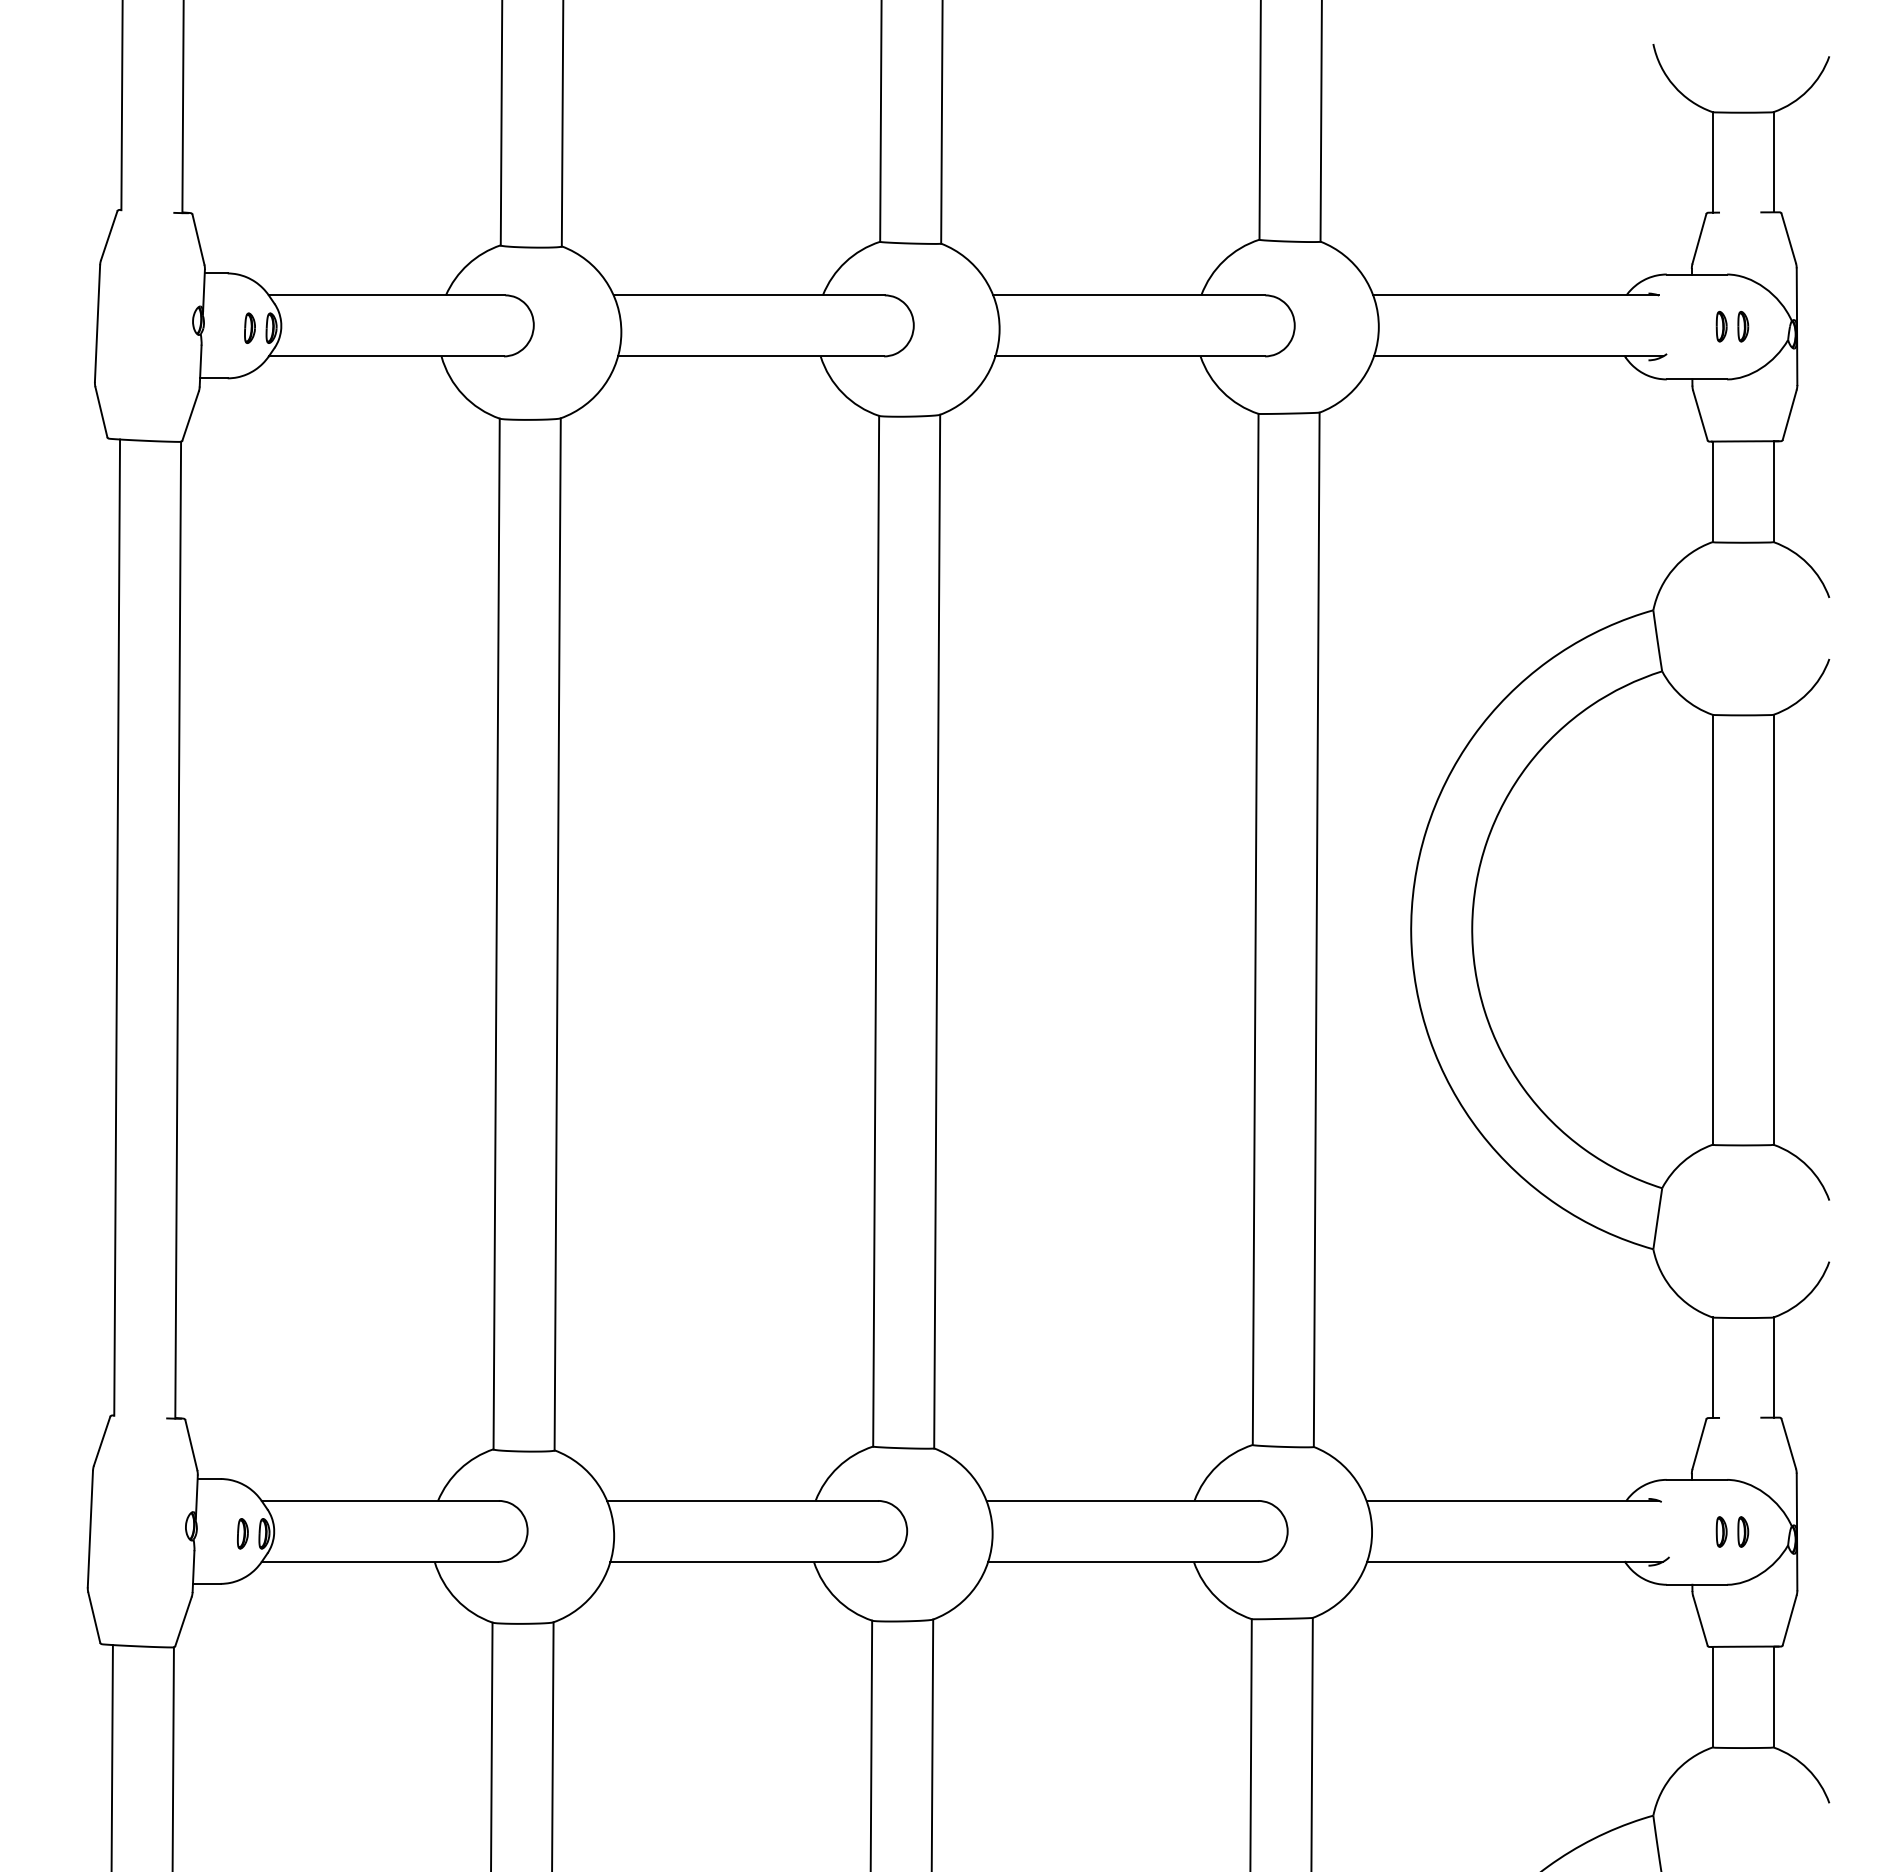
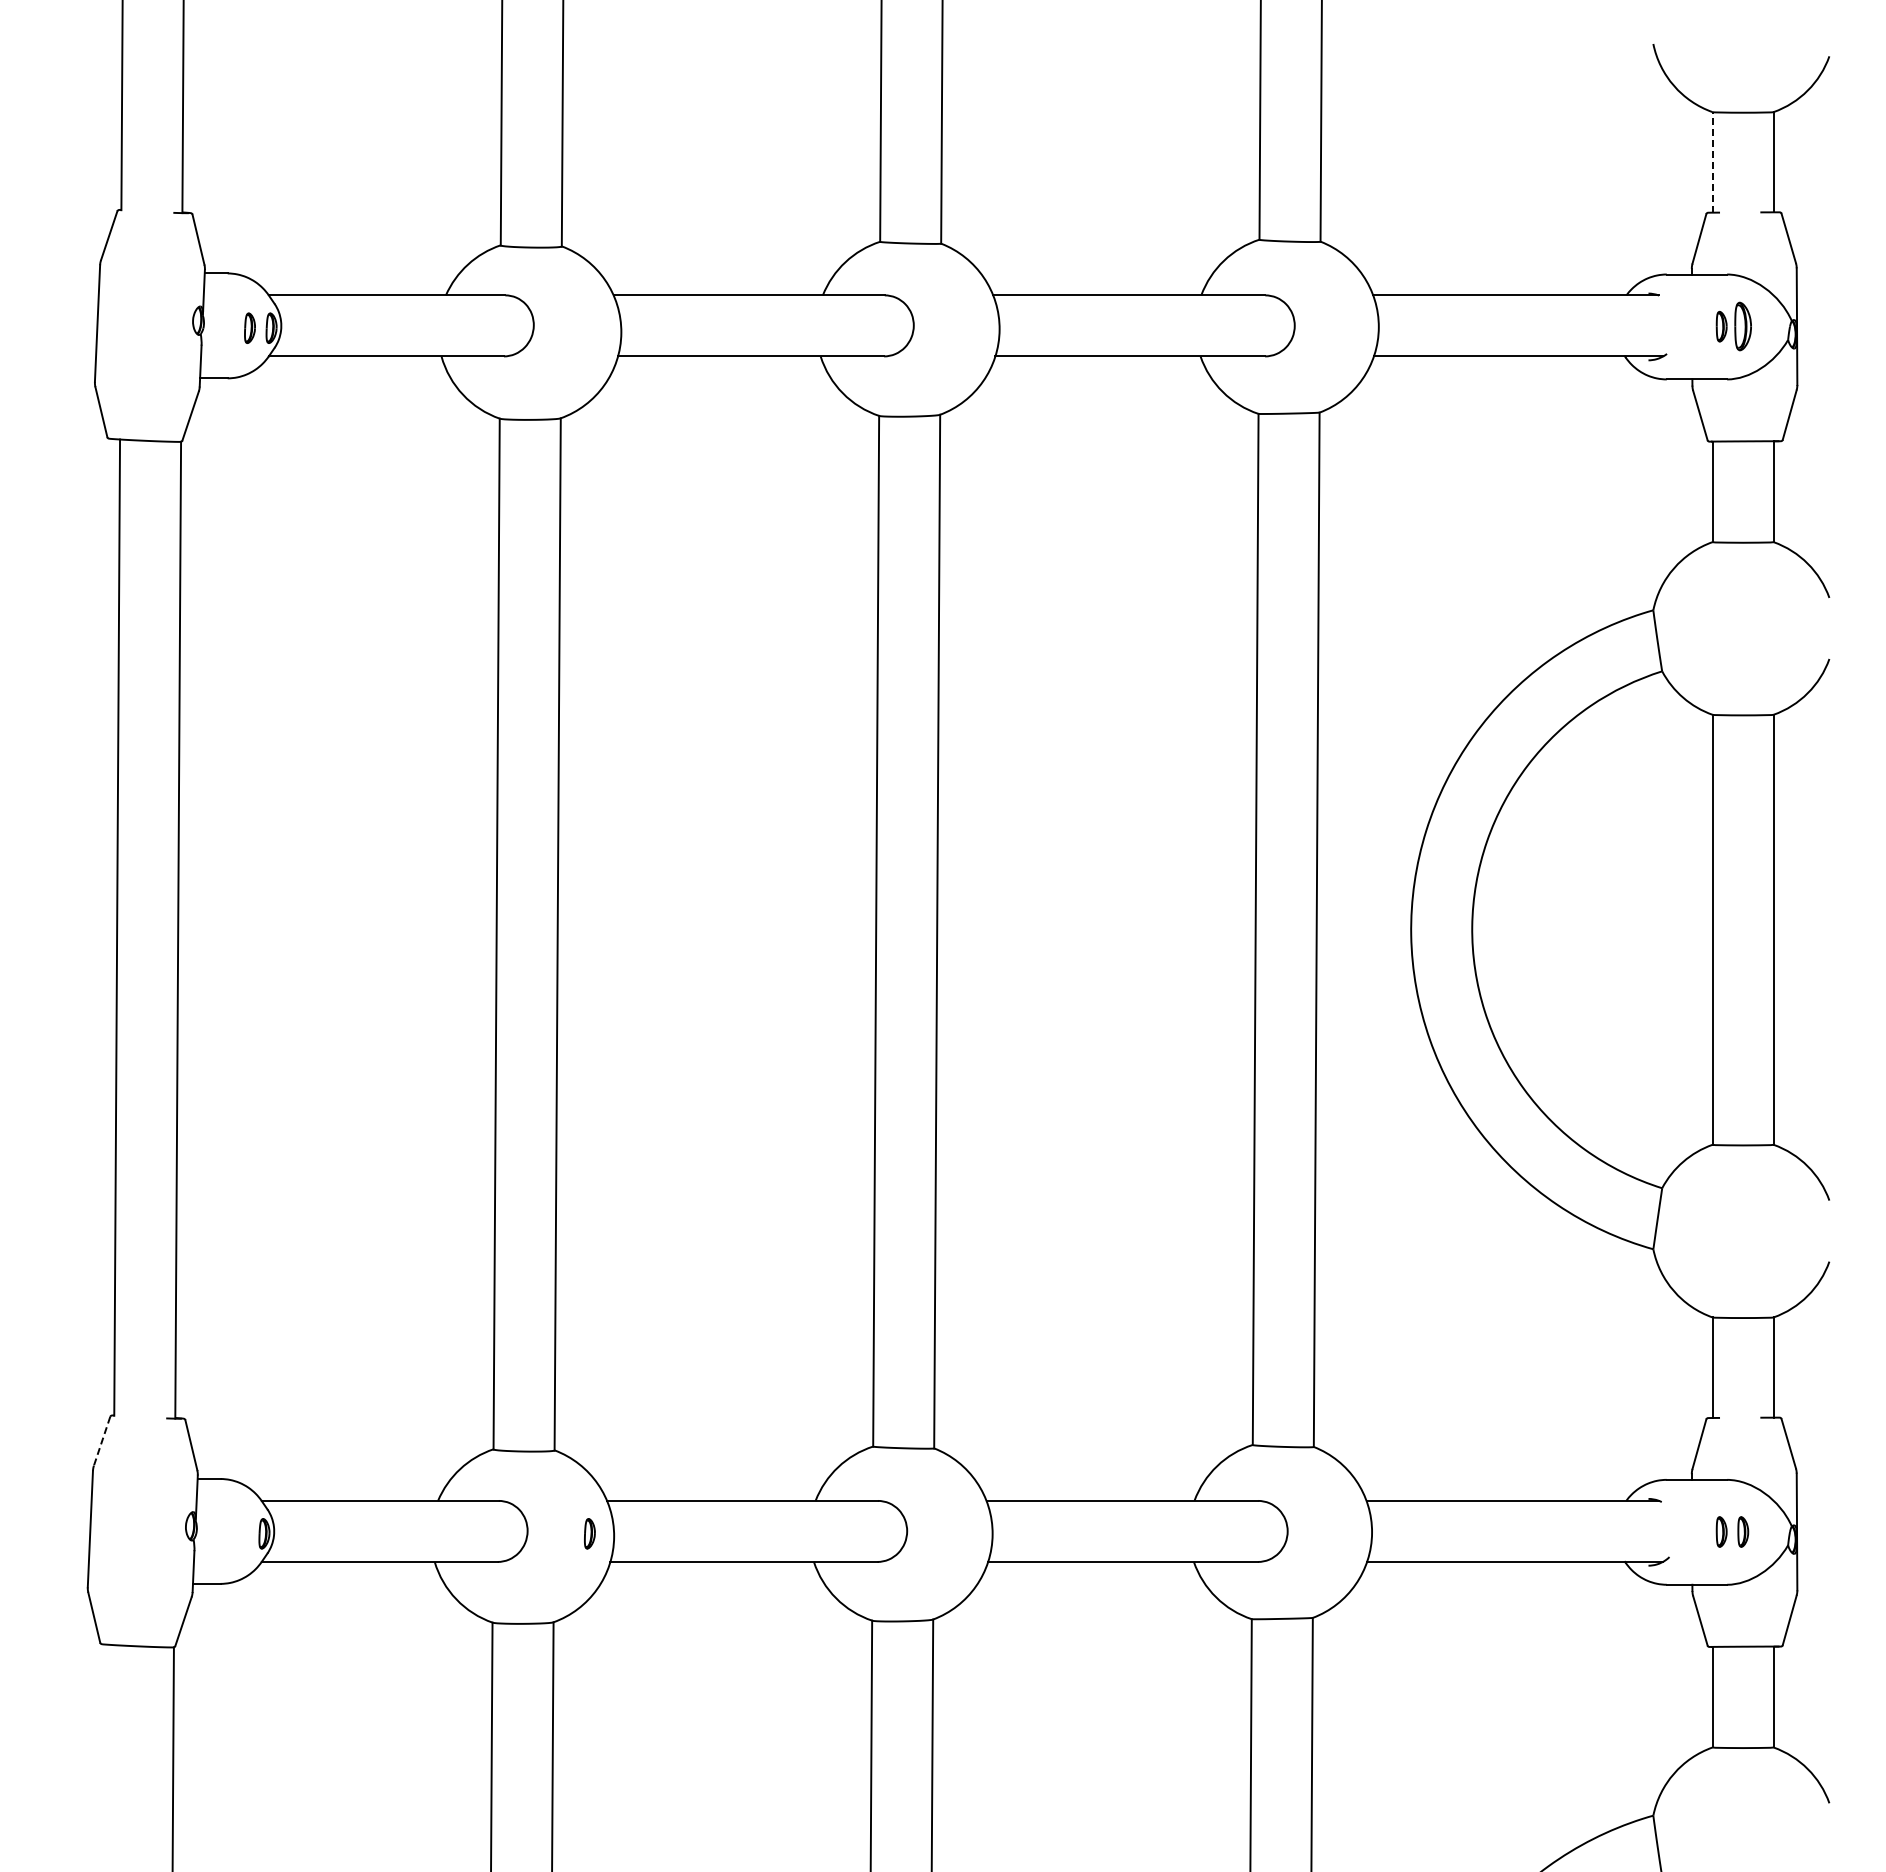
line: solid -> dashed (1712, 161)
part size: 13x32 px -> 18x51 px (1742, 326)
line: solid -> dashed (102, 1441)
part position: (242, 1533) -> (589, 1533) (589, 1533)
line: present -> none (111, 1756)
